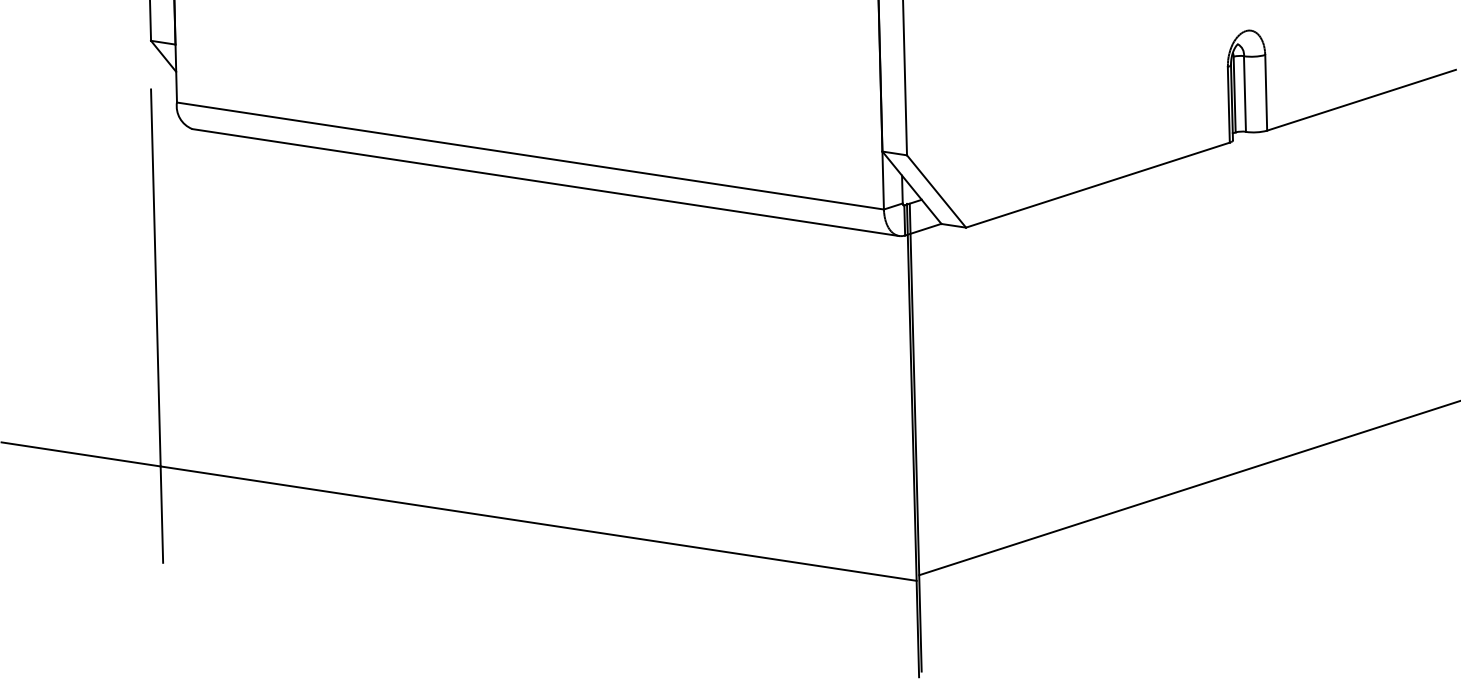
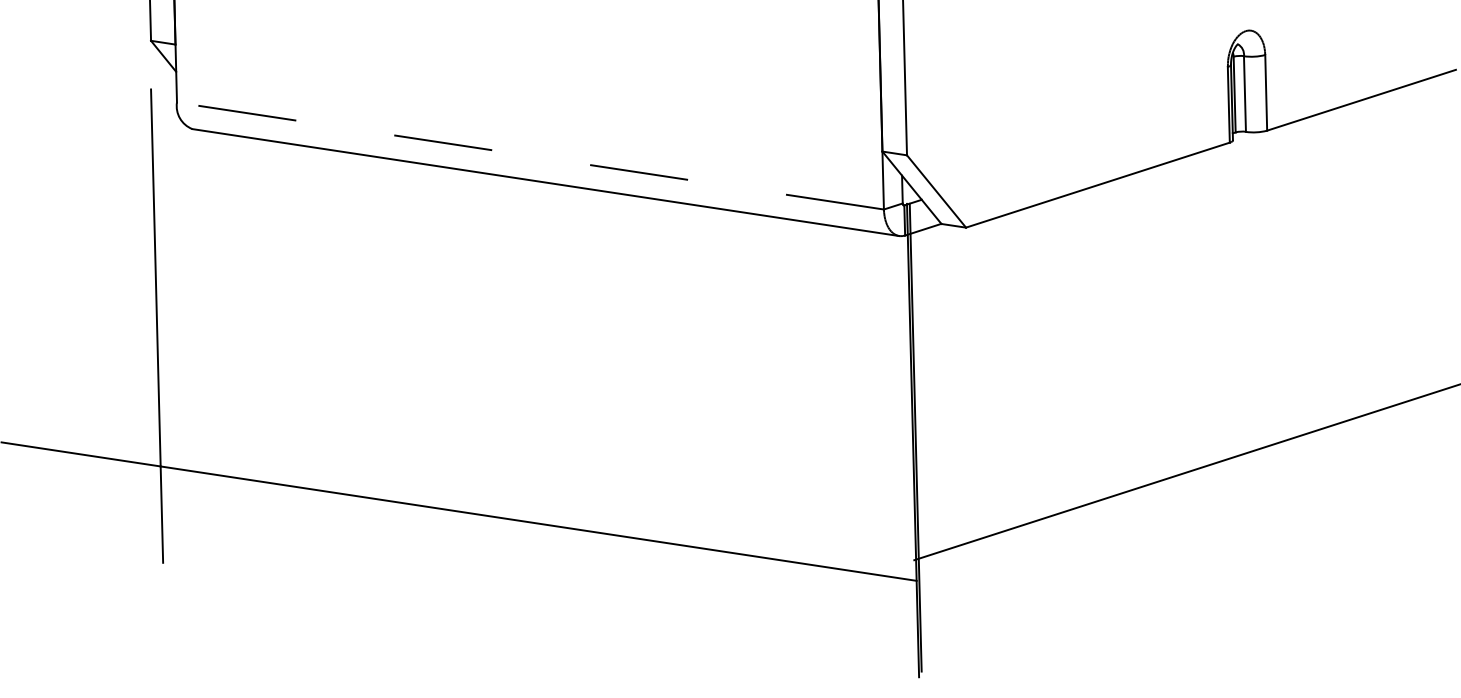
line: solid -> dashed (529, 155)
line position: (1188, 488) -> (1185, 472) (1185, 472)
